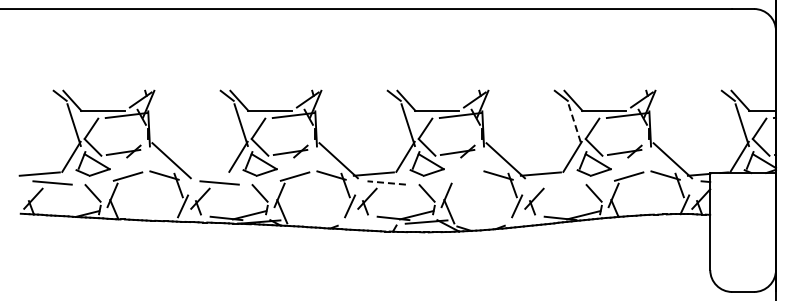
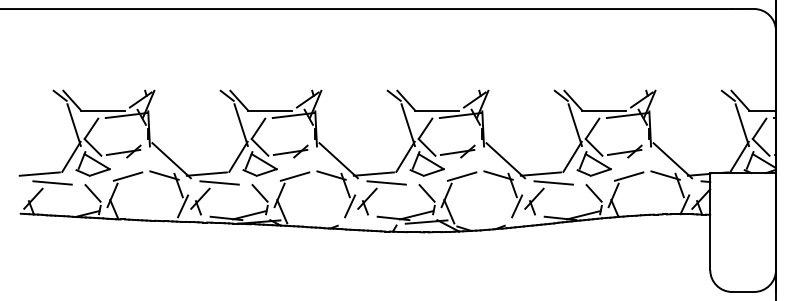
line: dashed -> solid (575, 125)
line: none -> present (206, 173)
line: none -> present (461, 176)
line: dashed -> solid (386, 182)
line: none -> present (553, 182)
